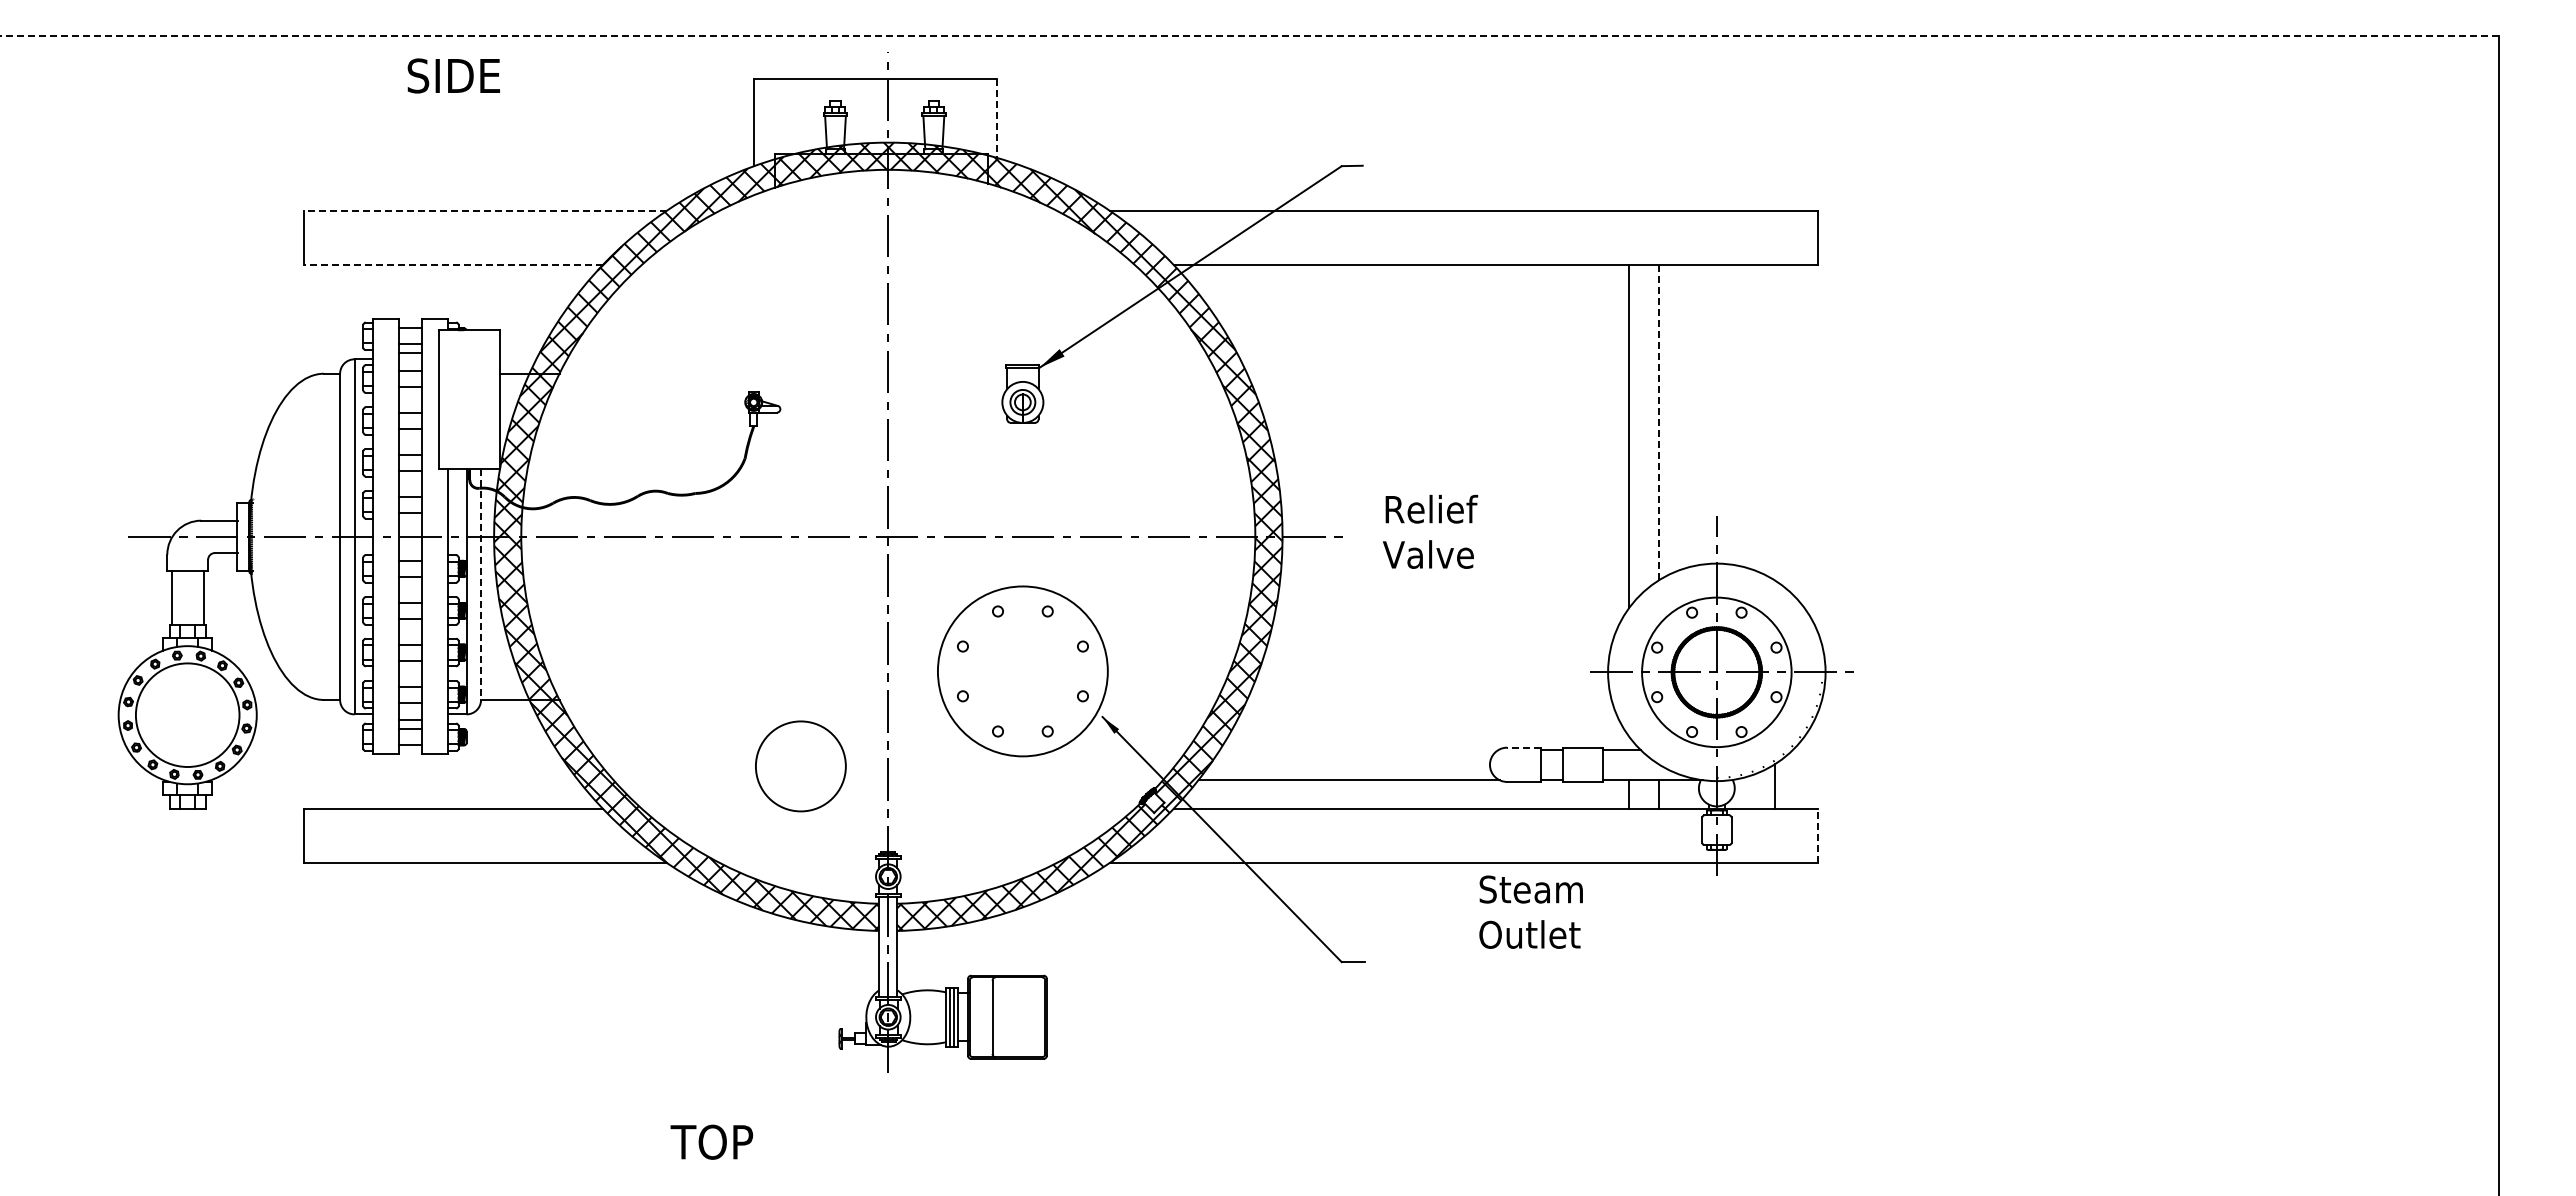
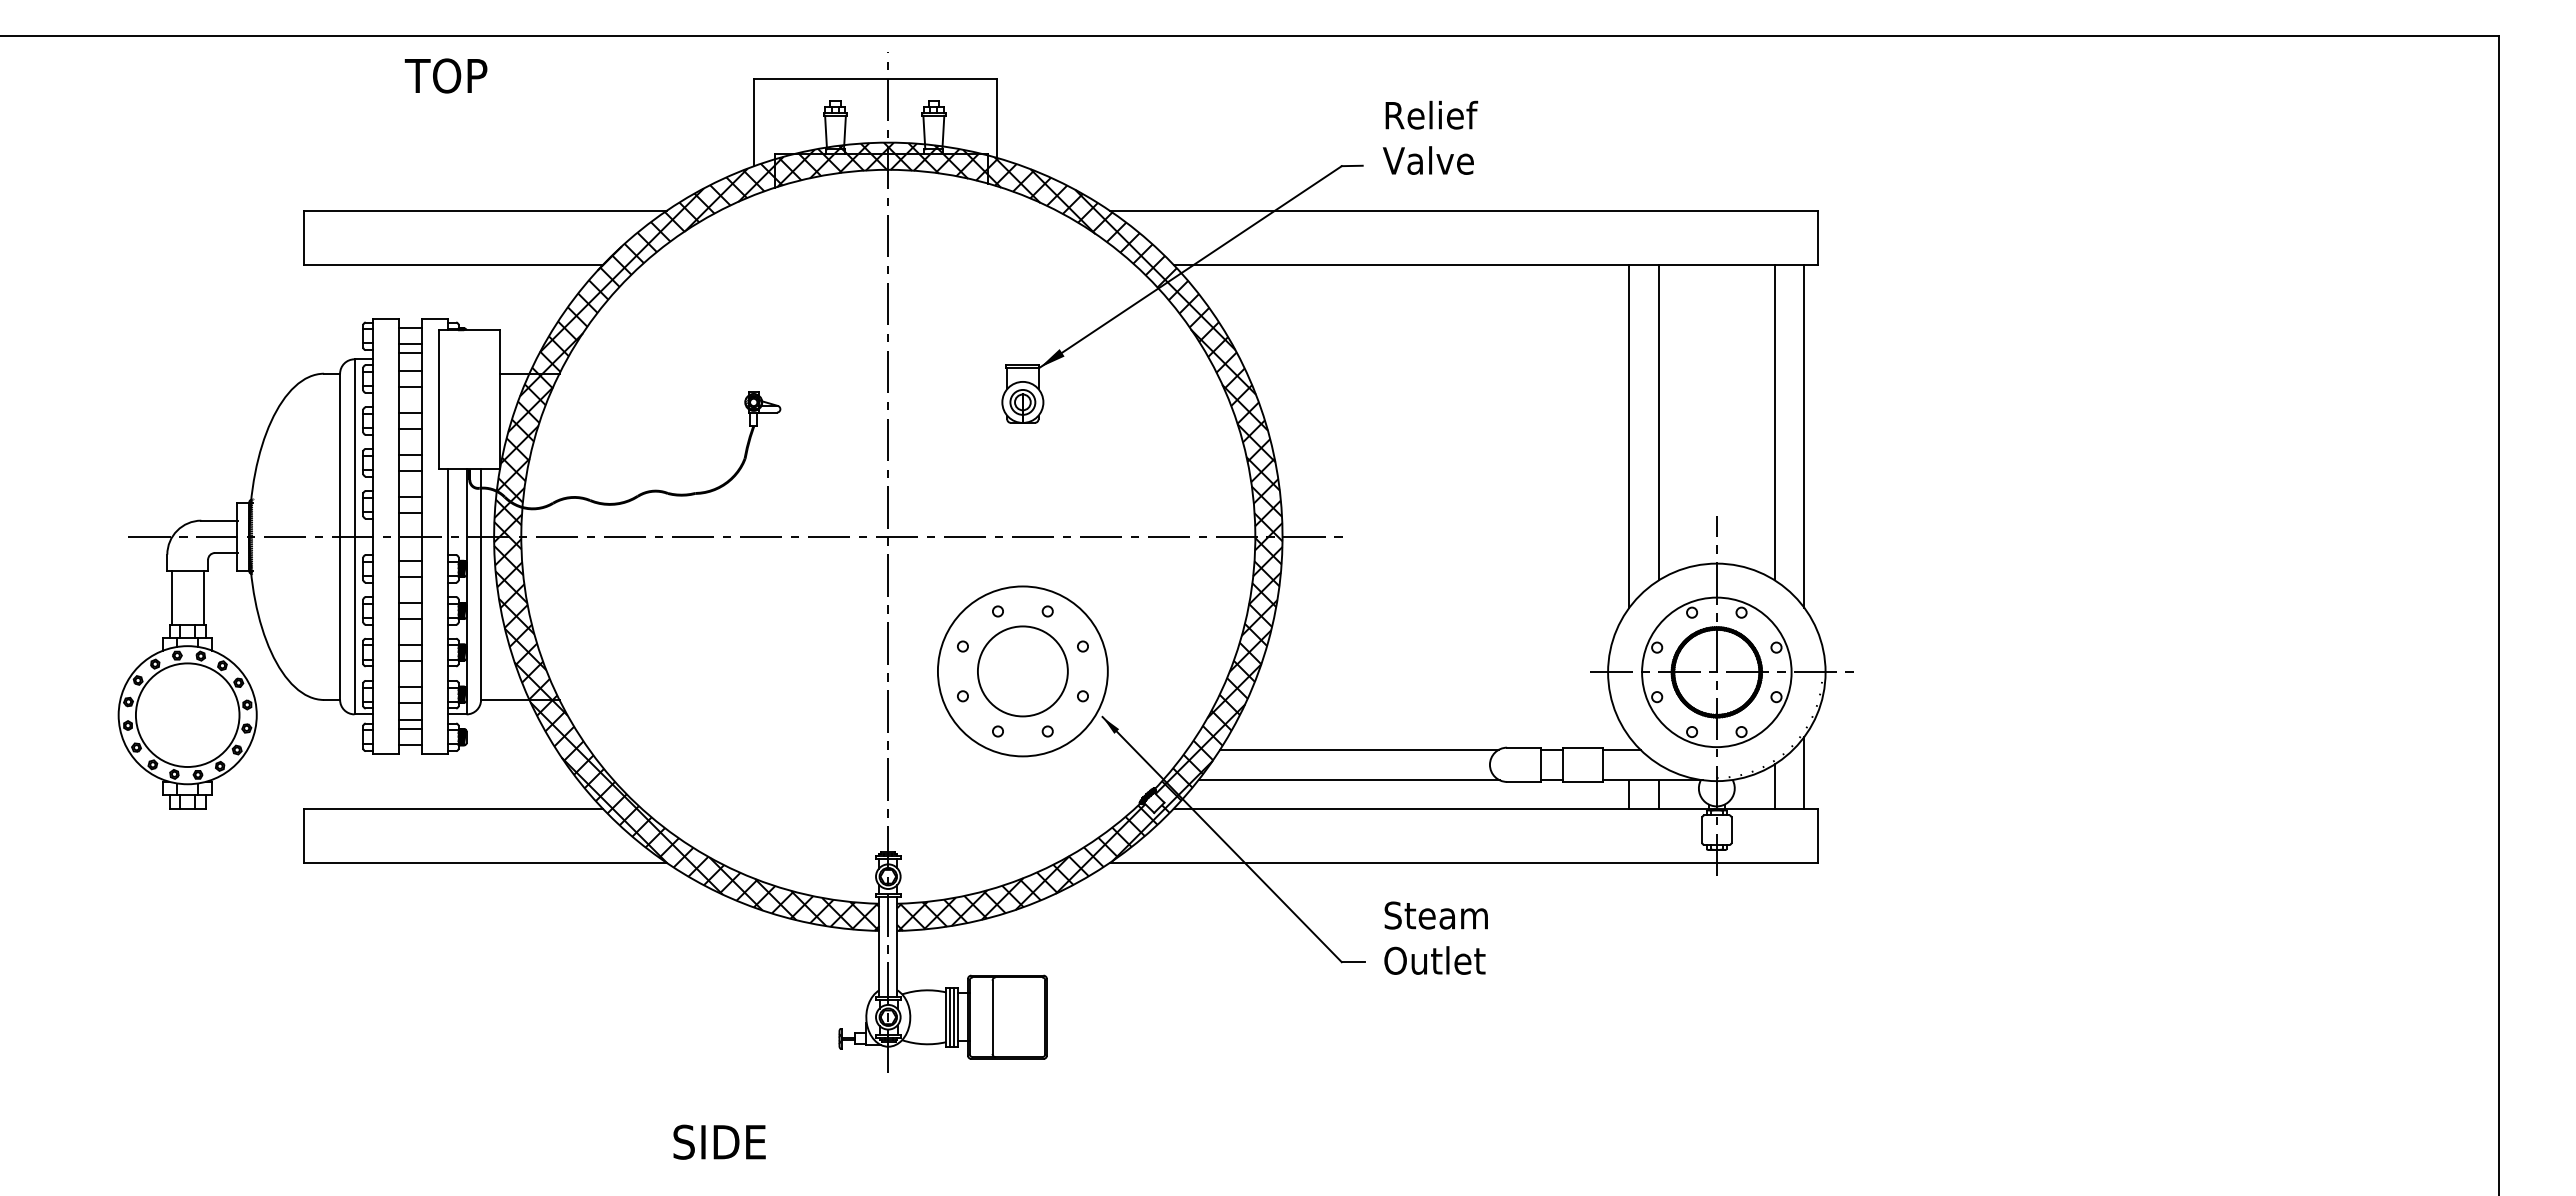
line: dashed -> solid (1248, 36)
text: SIDE -> TOP (451, 75)
line: dashed -> solid (997, 119)
line: dashed -> solid (485, 210)
line: dashed -> solid (453, 264)
line: dashed -> solid (1658, 422)
line: none -> present (1774, 422)
line: none -> present (1804, 435)
text position: (1430, 531) -> (1430, 137) (1430, 137)
line: dashed -> solid (481, 584)
line: dashed -> solid (1523, 747)
line: none -> present (1359, 749)
circle position: (800, 766) -> (1022, 671) (1022, 671)
line: none -> present (1804, 772)
line: dashed -> solid (1817, 835)
text position: (1530, 911) -> (1435, 937) (1435, 937)
text: TOP -> SIDE (717, 1141)
